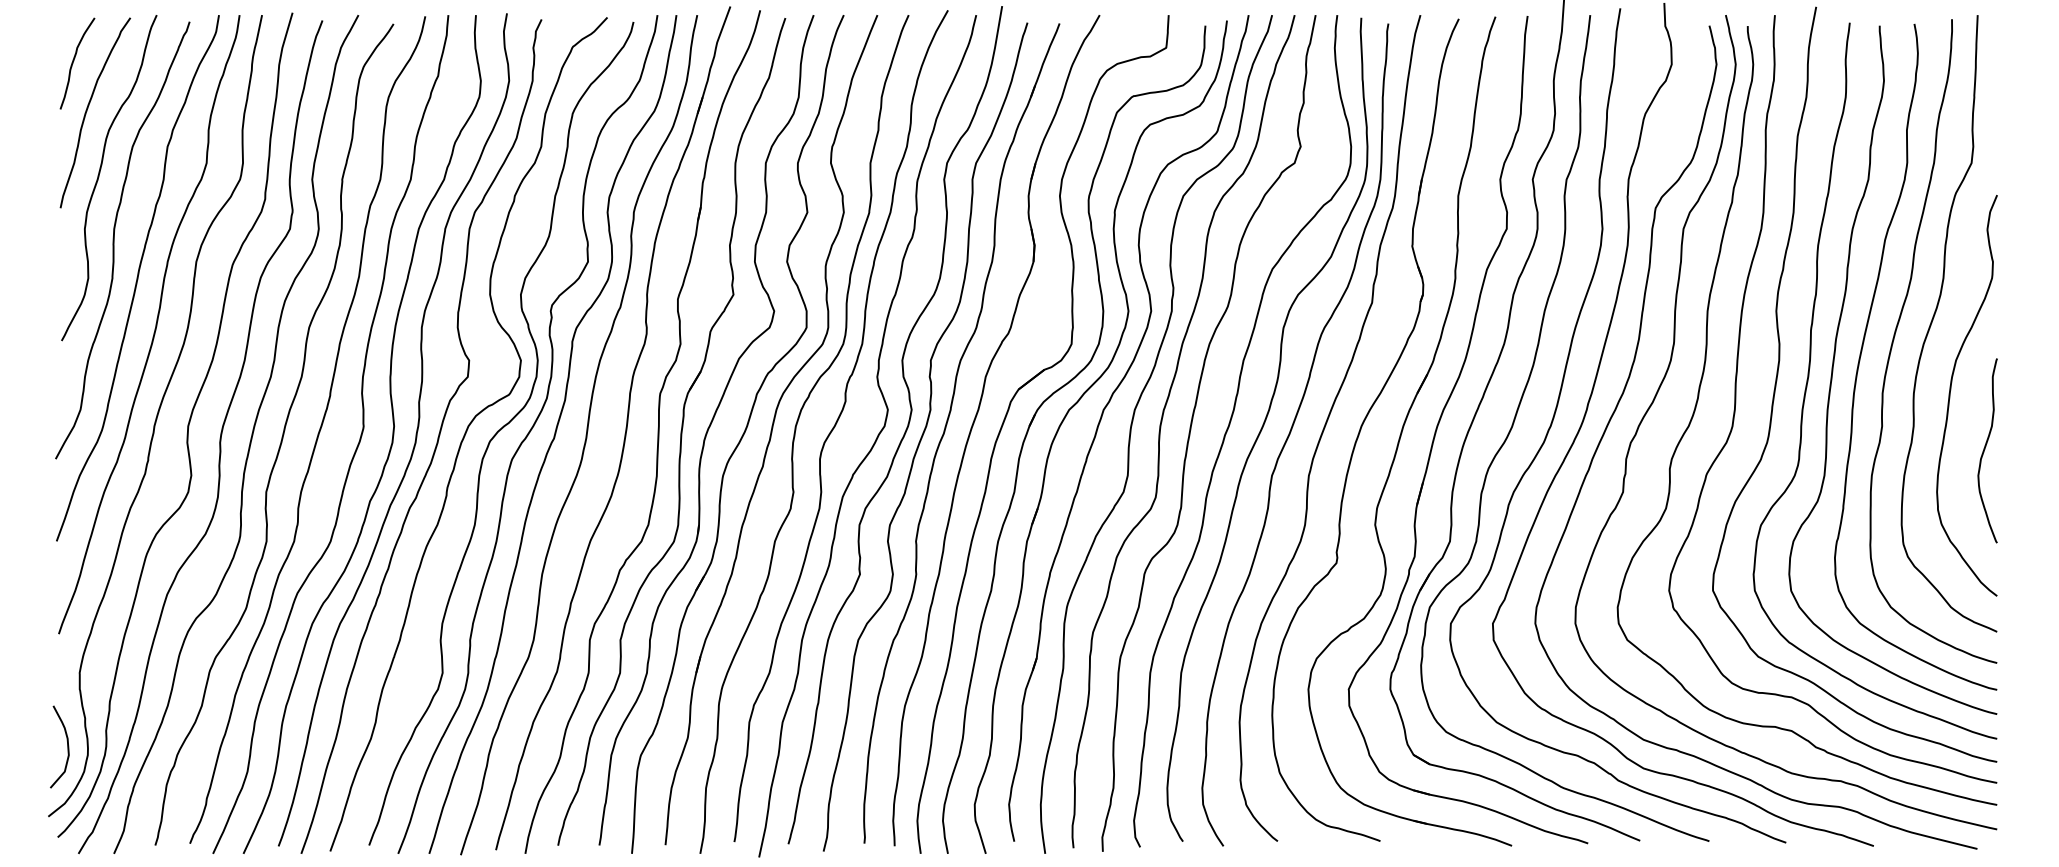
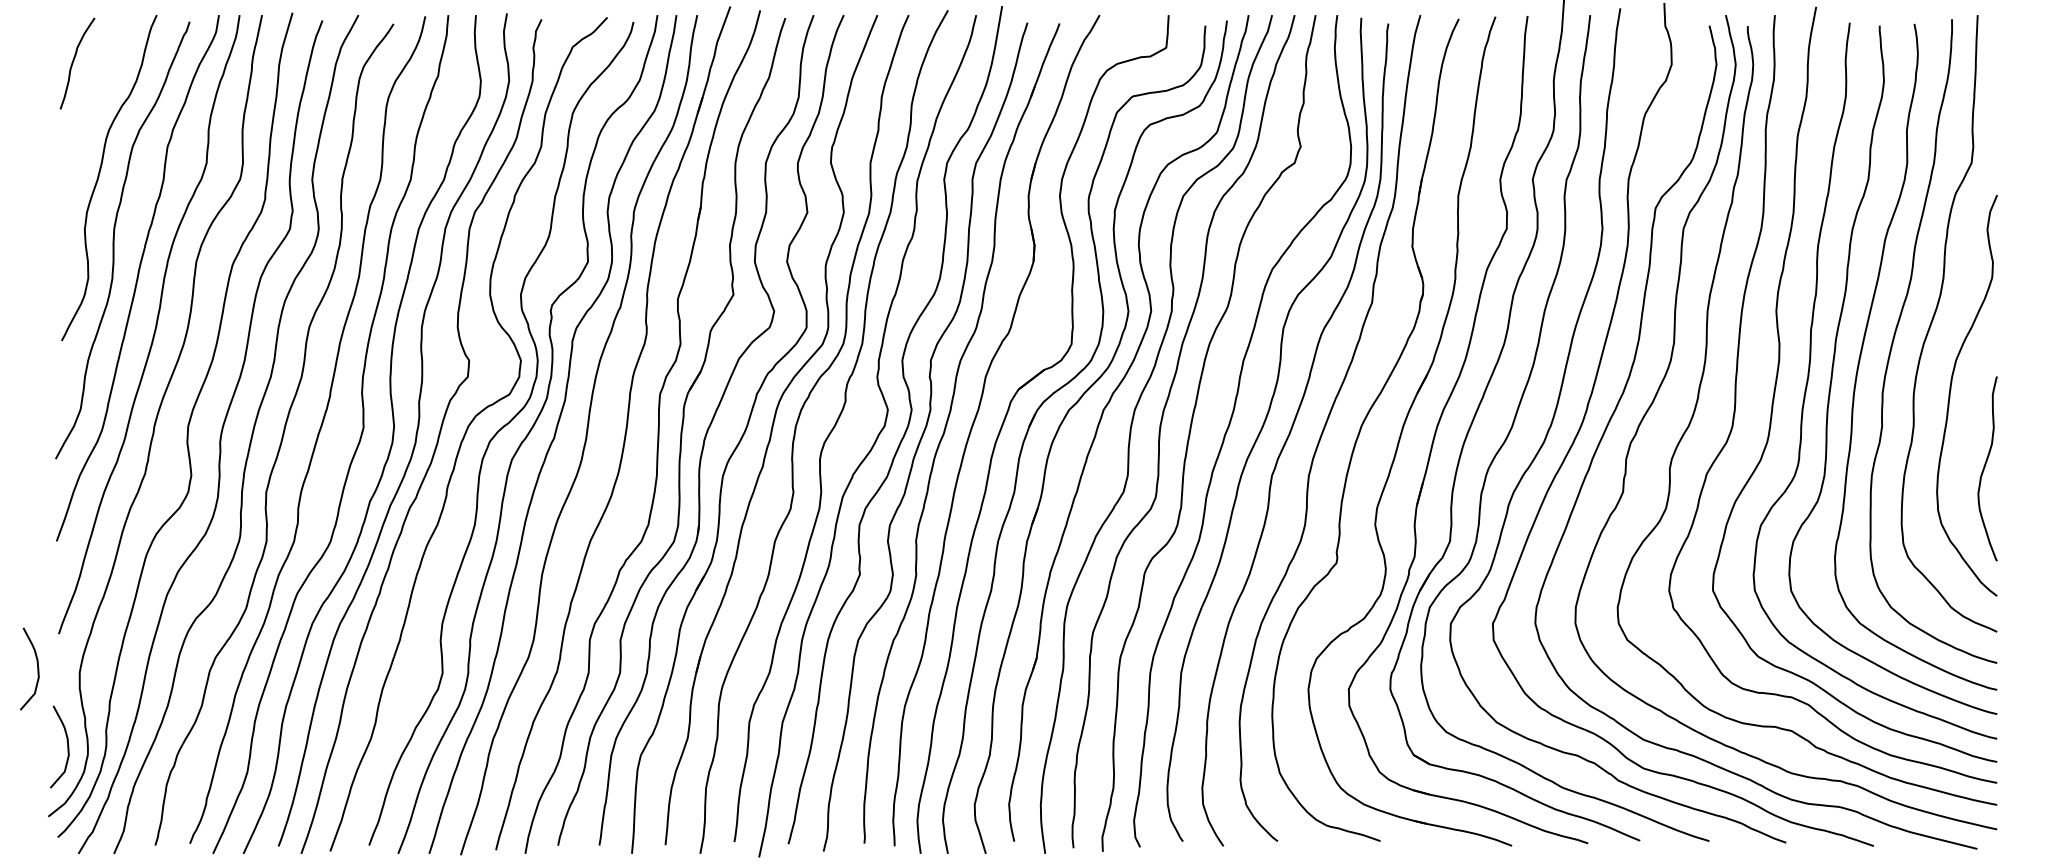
curve: present -> none (88, 108)
curve position: (1985, 449) -> (1985, 467) (1985, 467)
curve: none -> present (37, 668)
